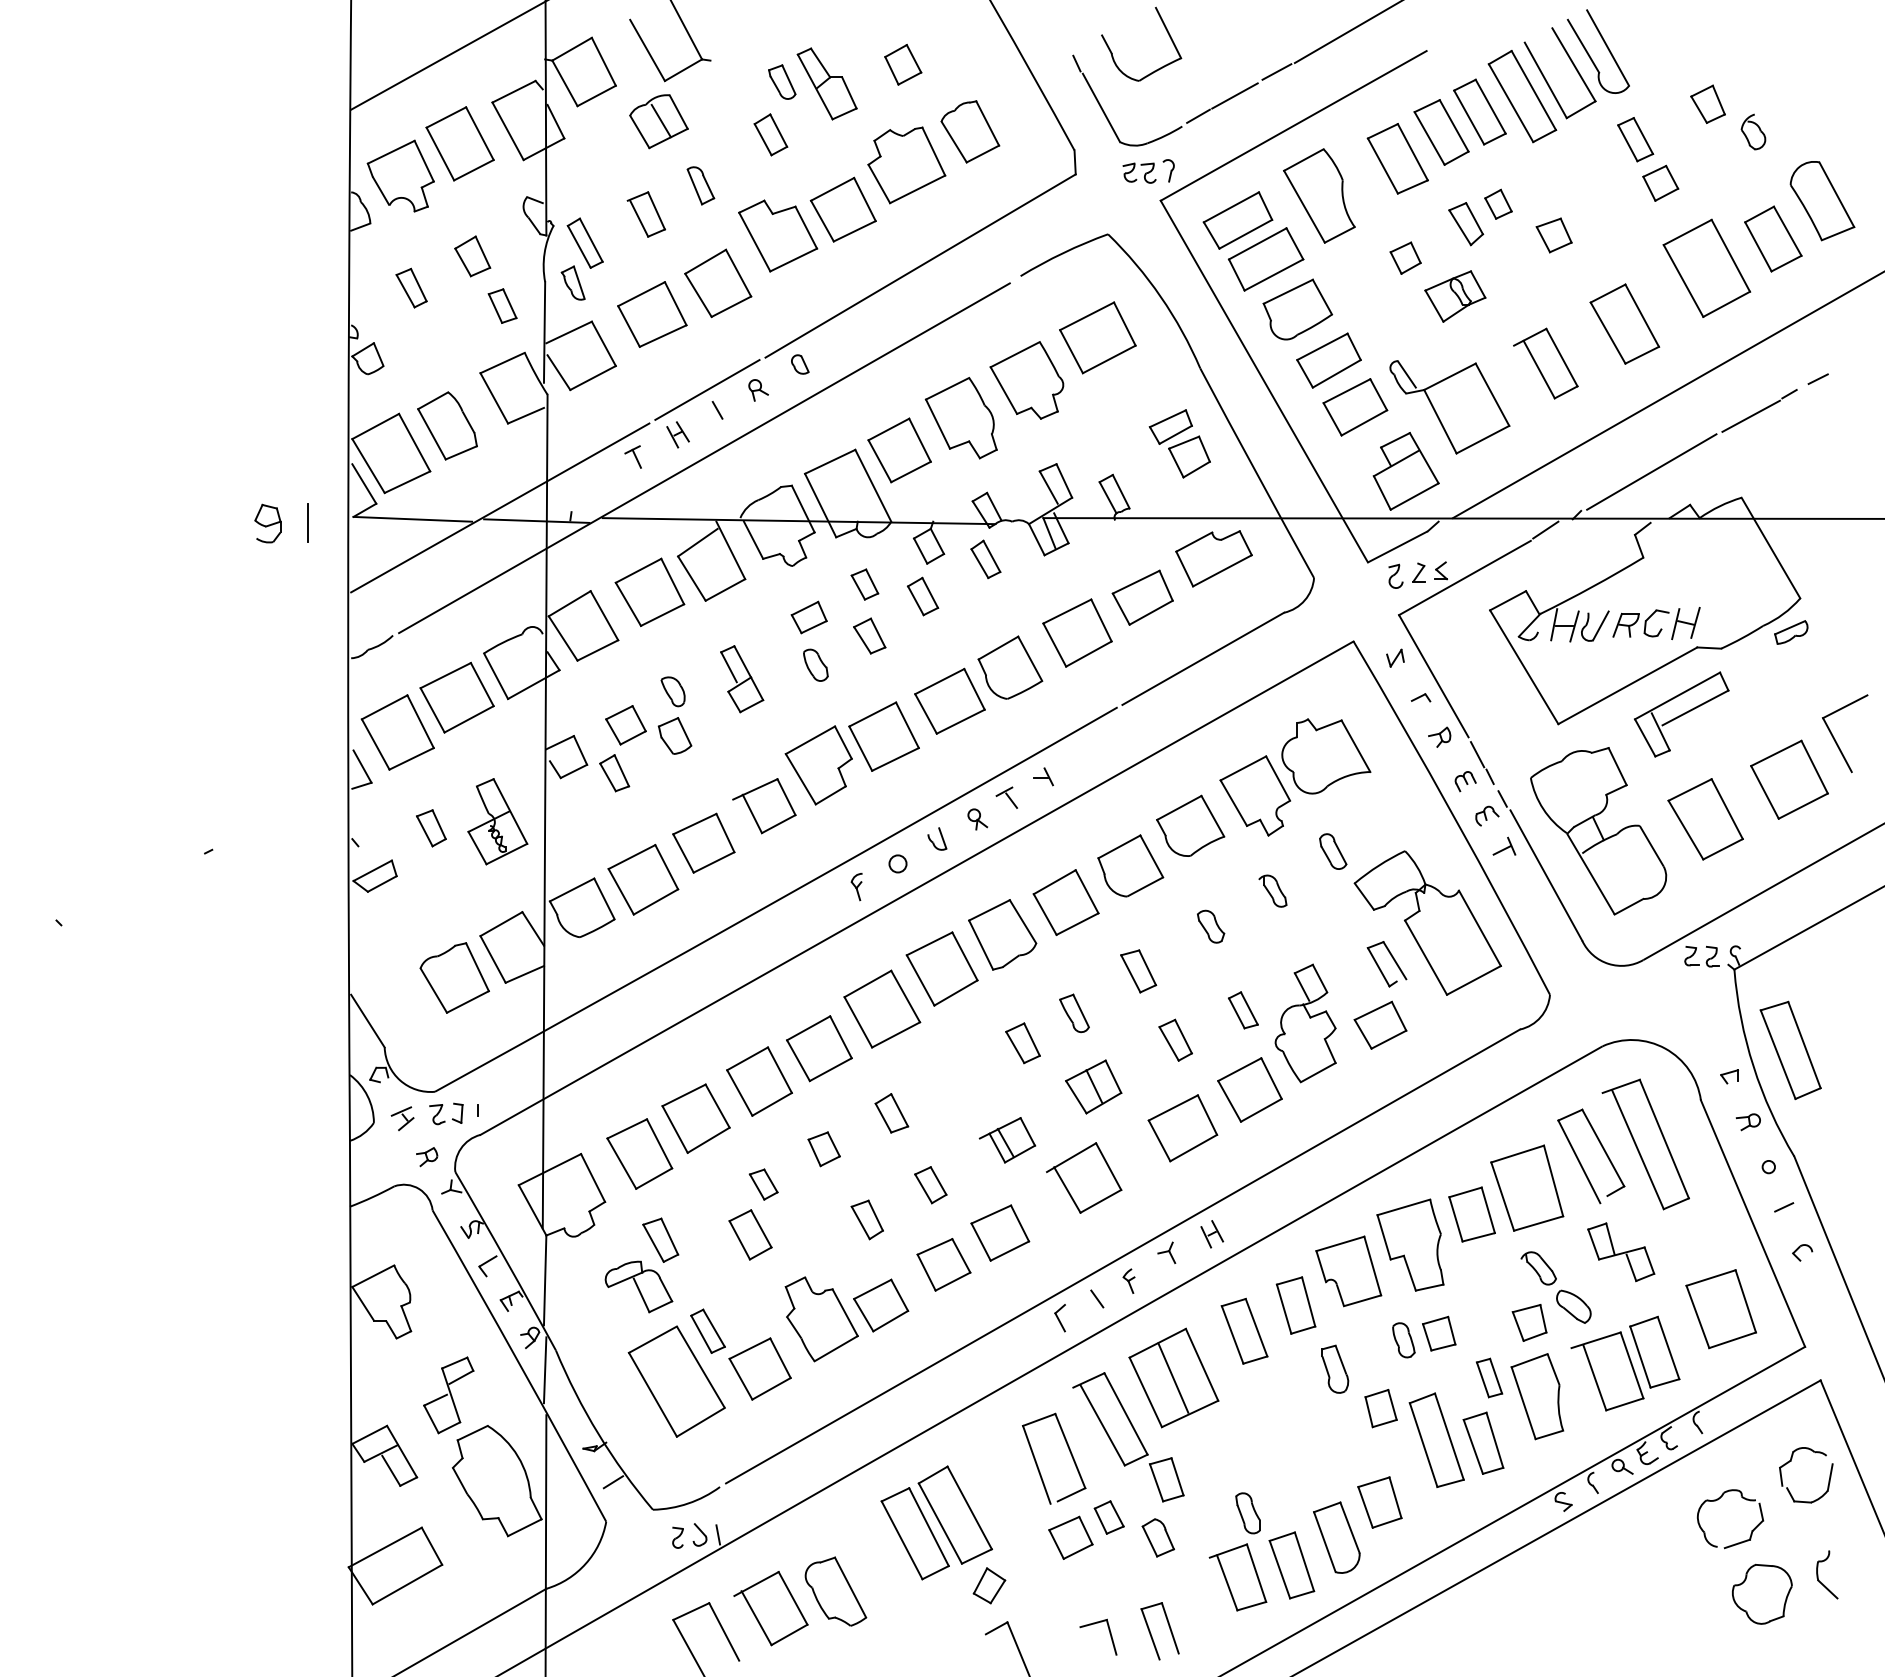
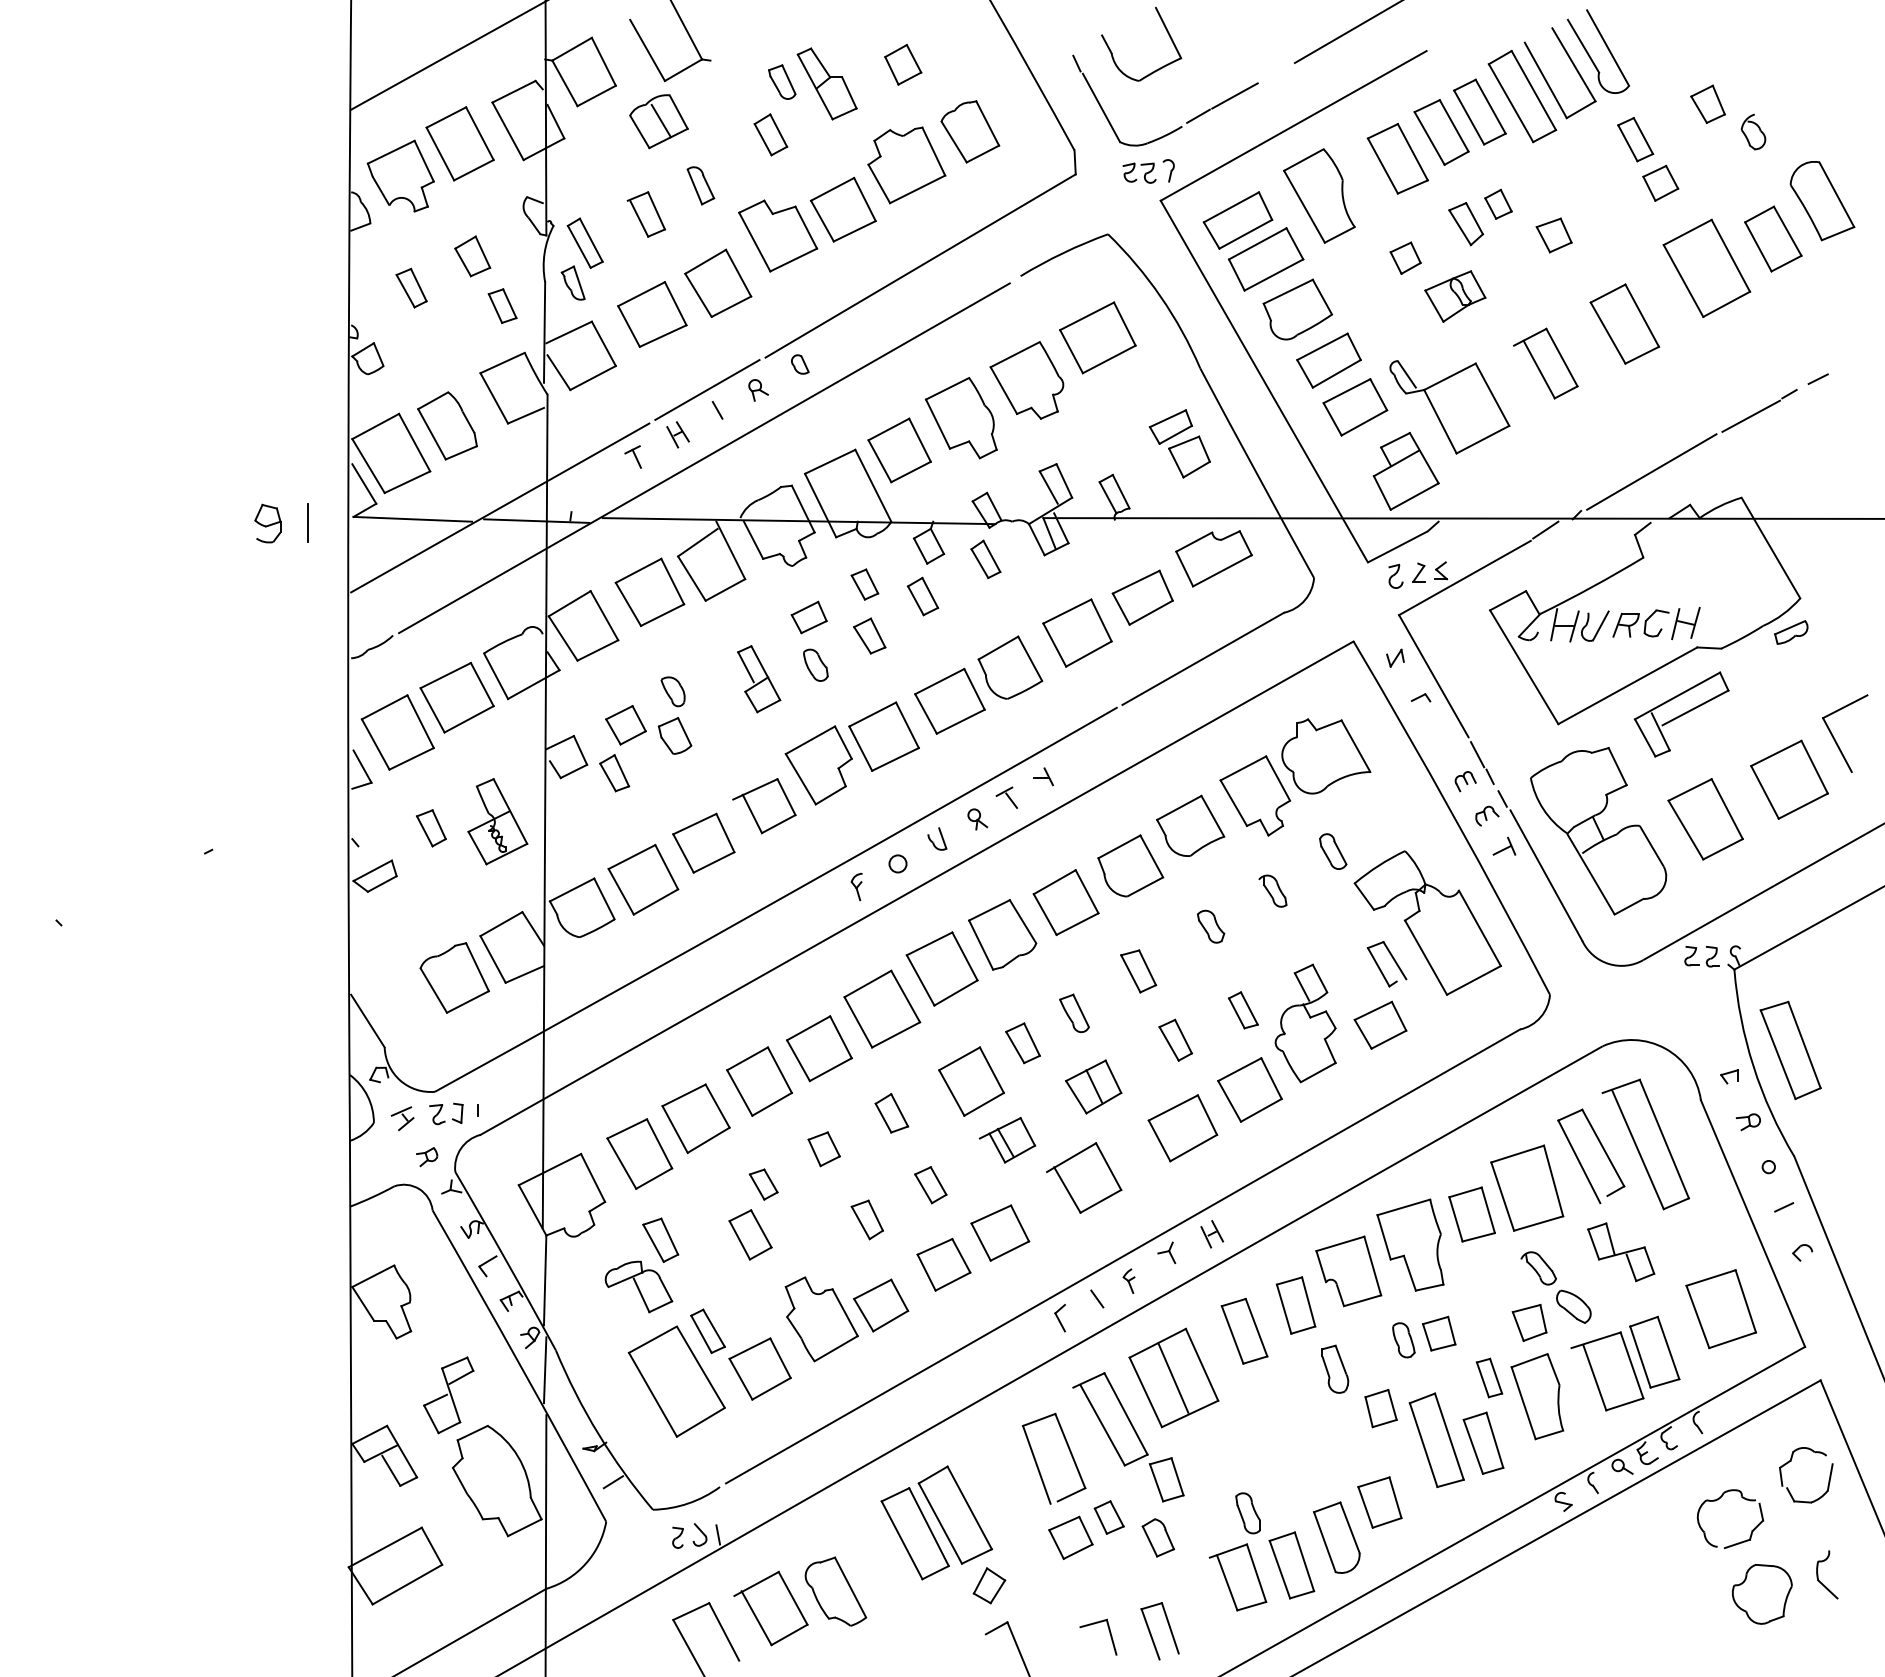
line: present -> none (1276, 71)
line: present -> none (1666, 395)
part position: (742, 679) -> (759, 679) (759, 679)
part: present -> none (1439, 736)
part: none -> present (971, 1081)
